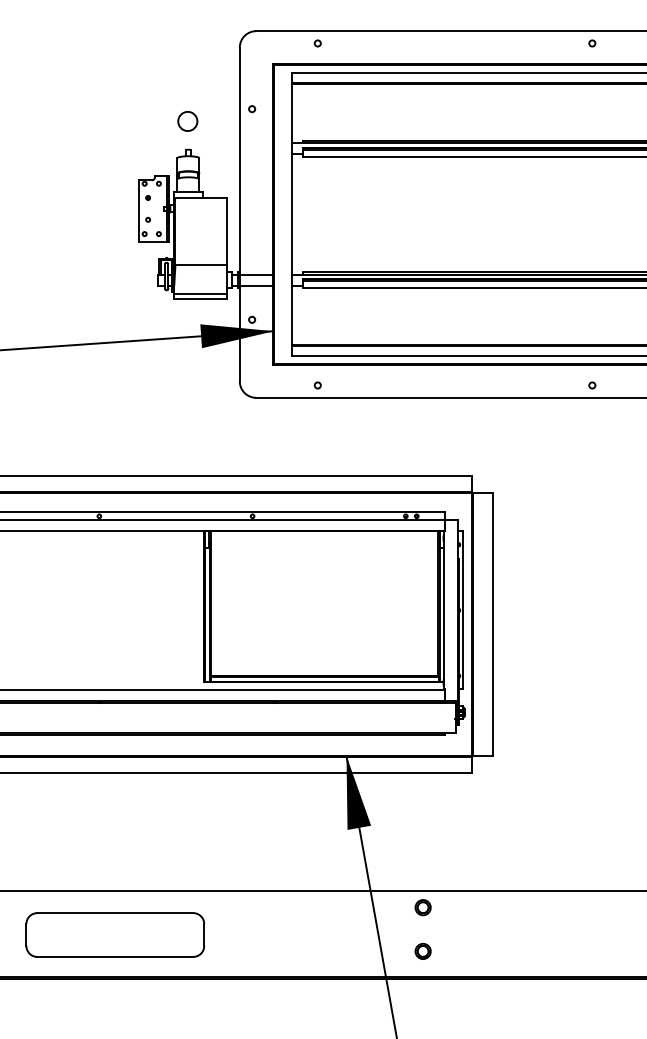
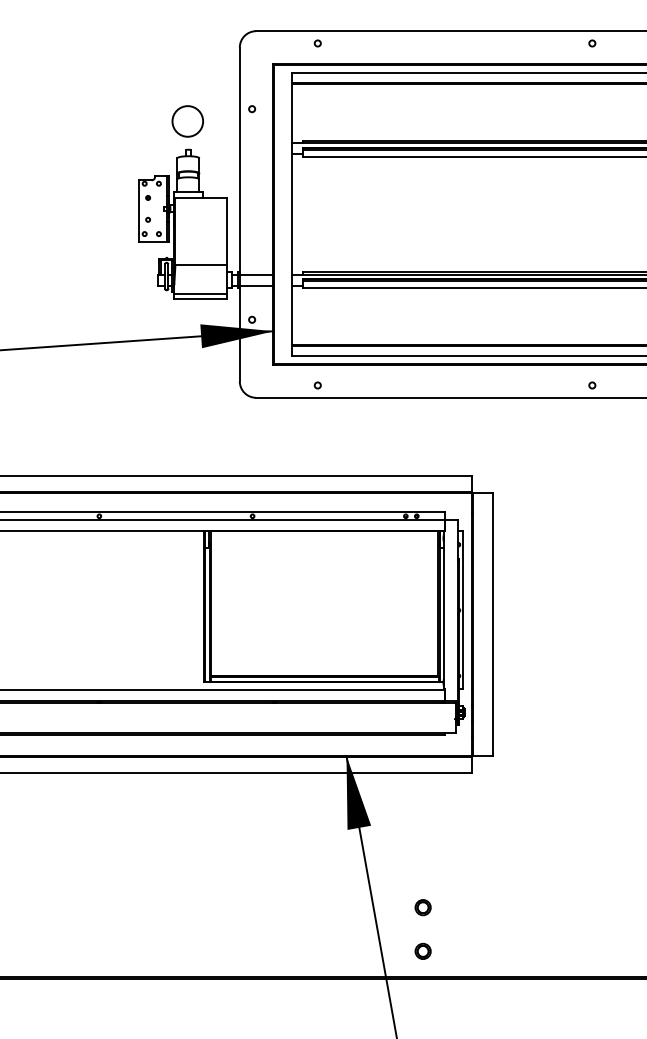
circle diameter: 19 px -> 31 px (187, 121)
line: present -> none (322, 891)
part: present -> none (115, 934)
